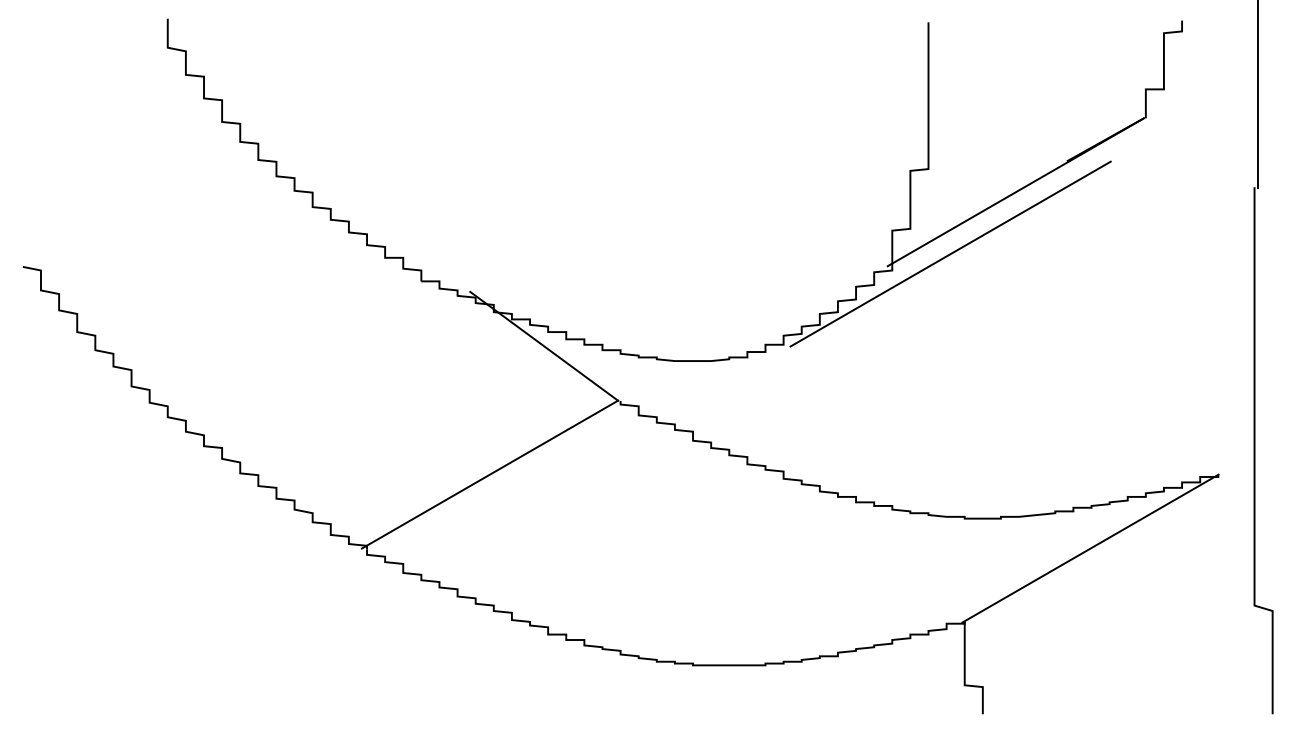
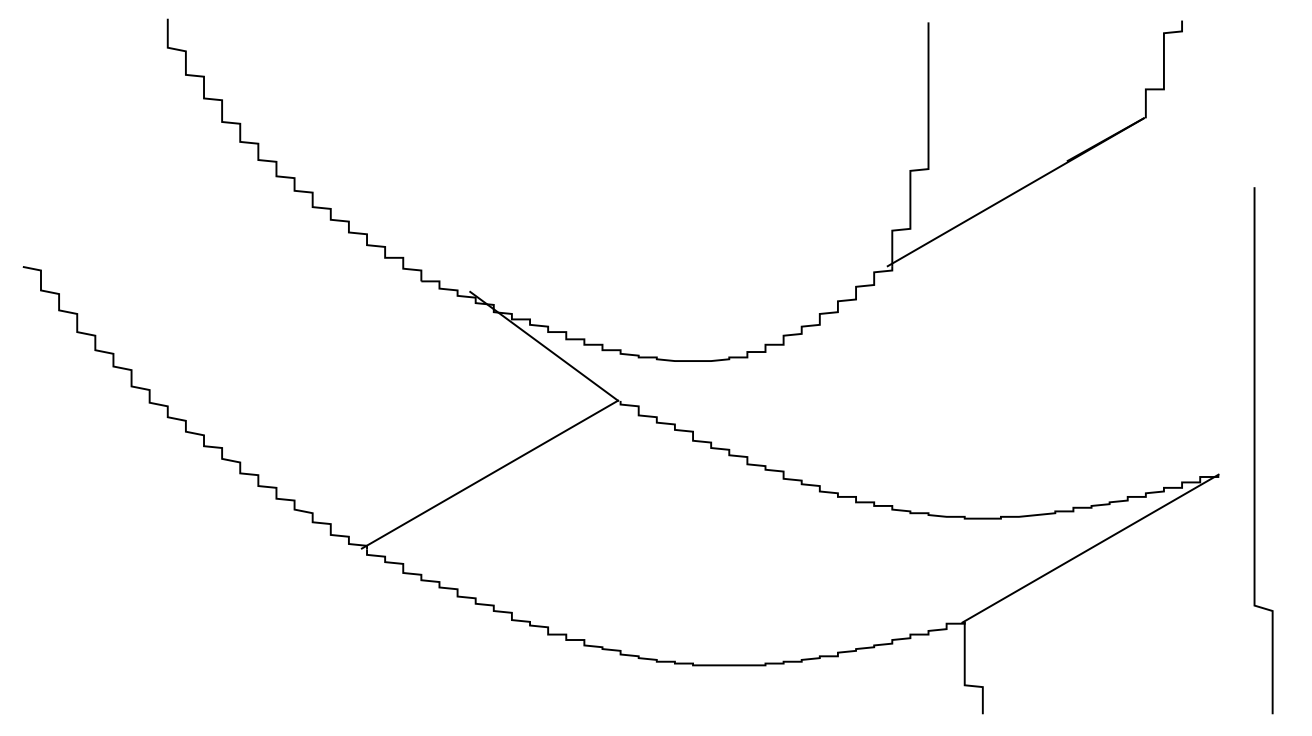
line: present -> none (1257, 94)
line: present -> none (950, 253)
